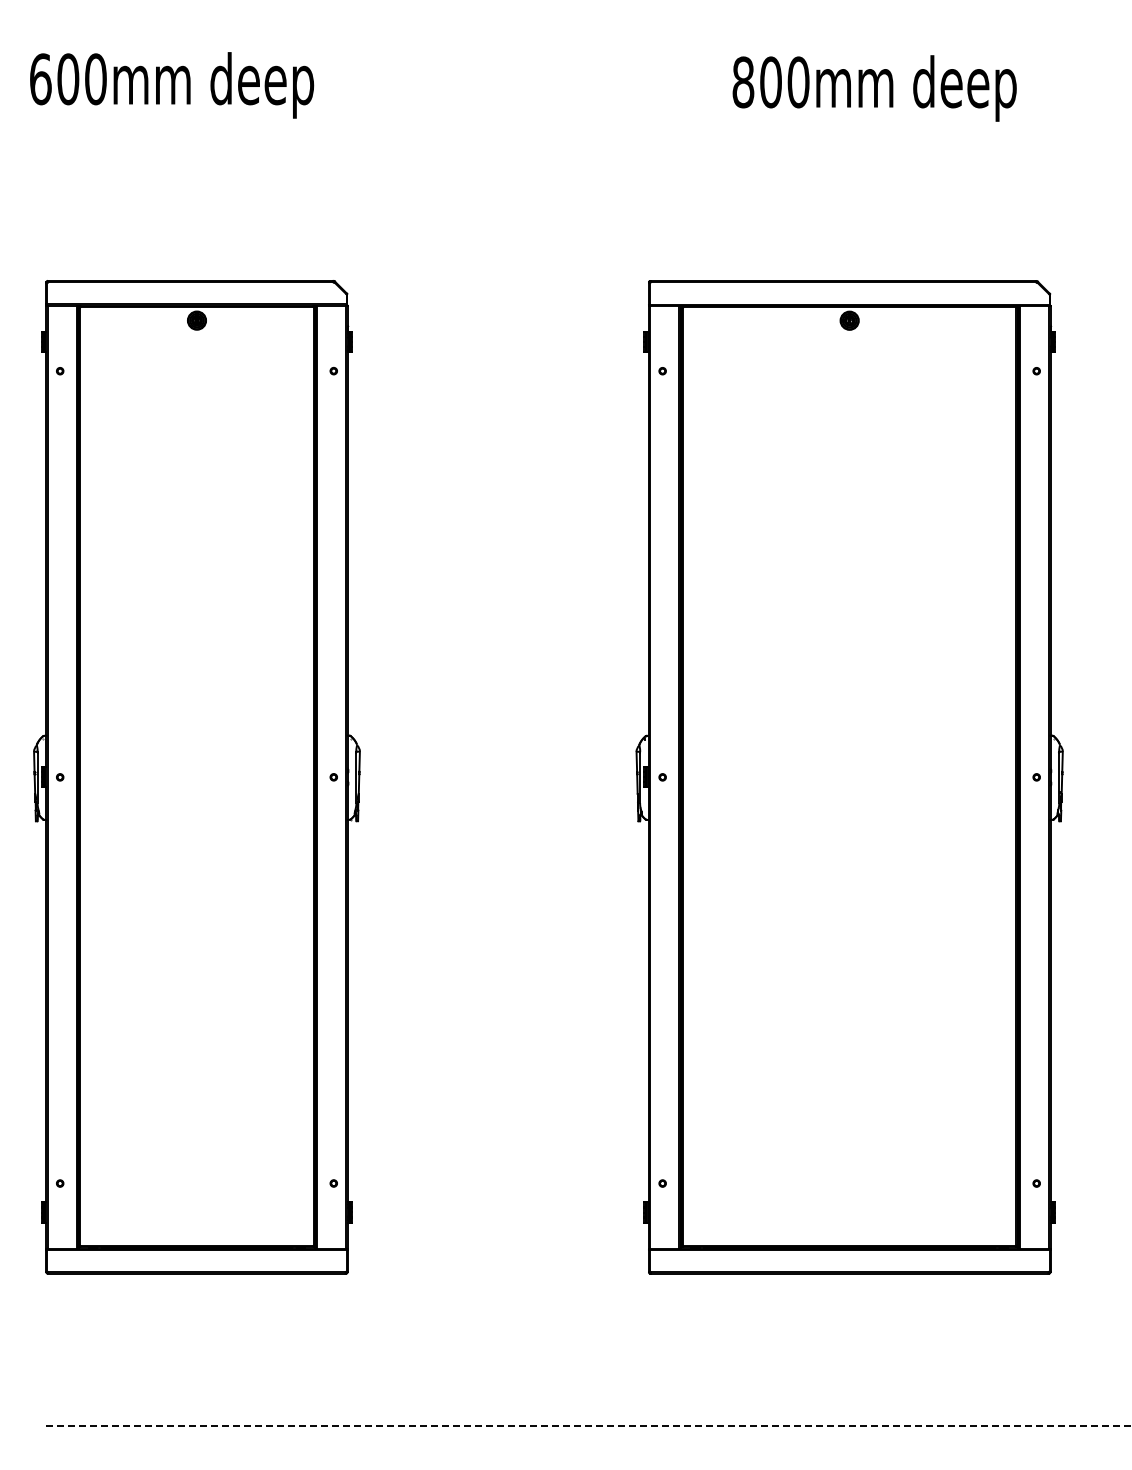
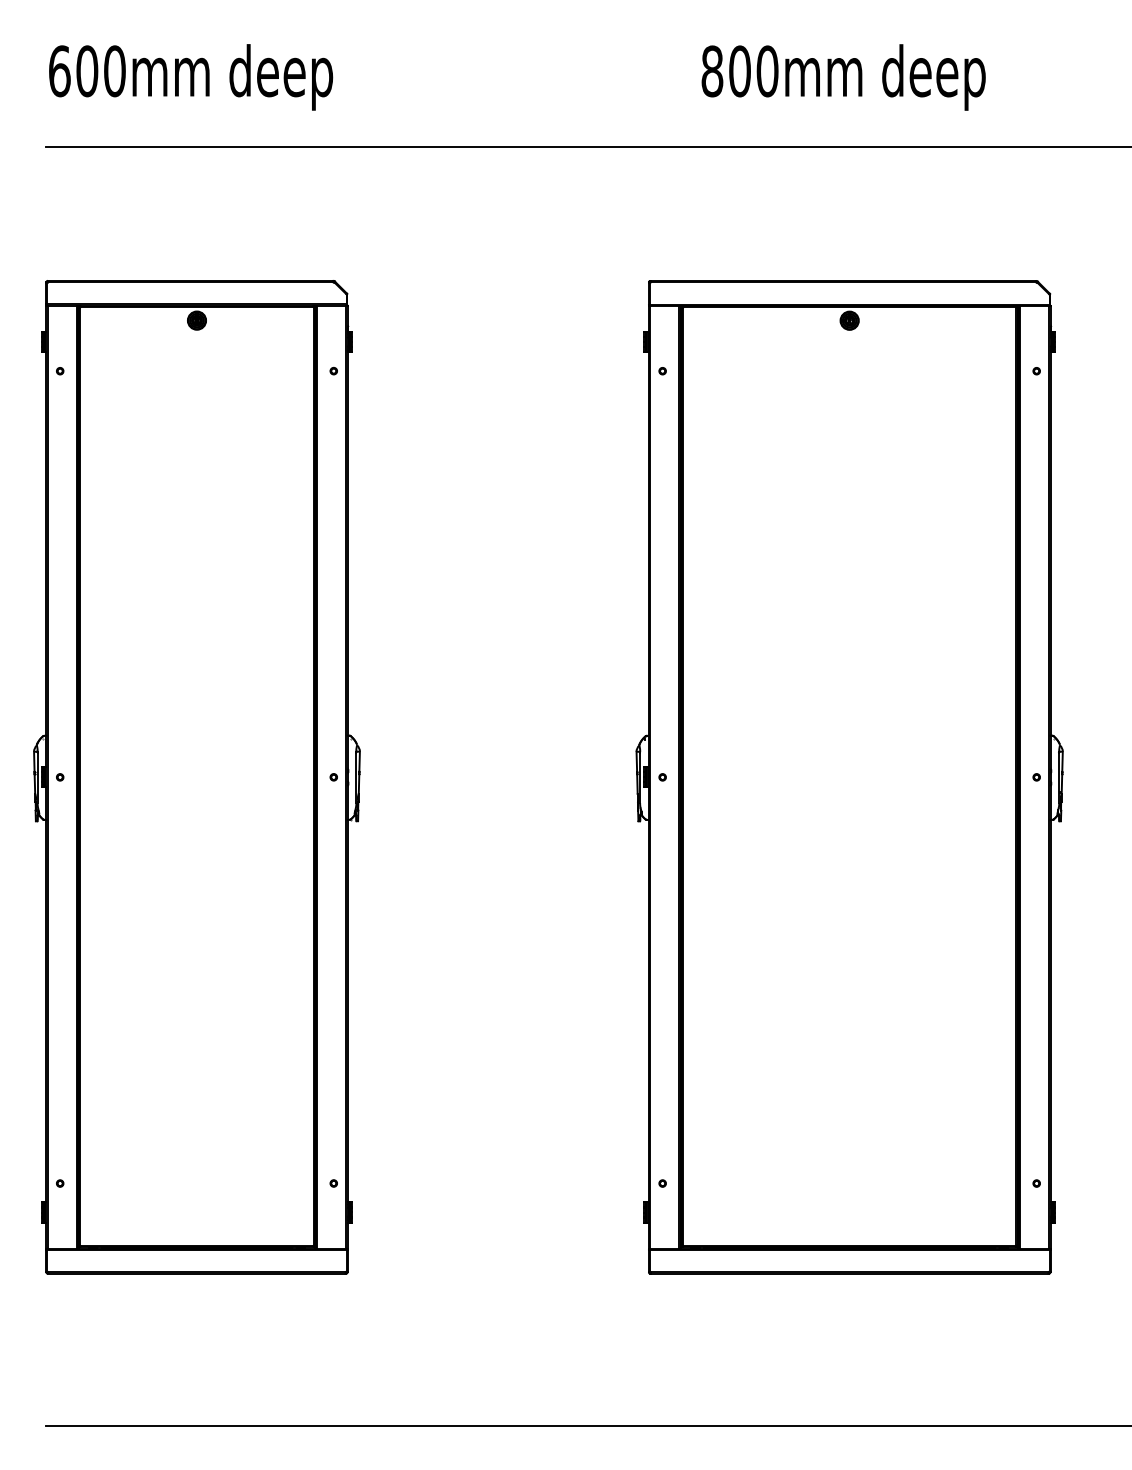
text position: (172, 85) -> (191, 77) (191, 77)
text position: (874, 88) -> (843, 77) (843, 77)
line: none -> present (587, 146)
line: dashed -> solid (589, 1425)
